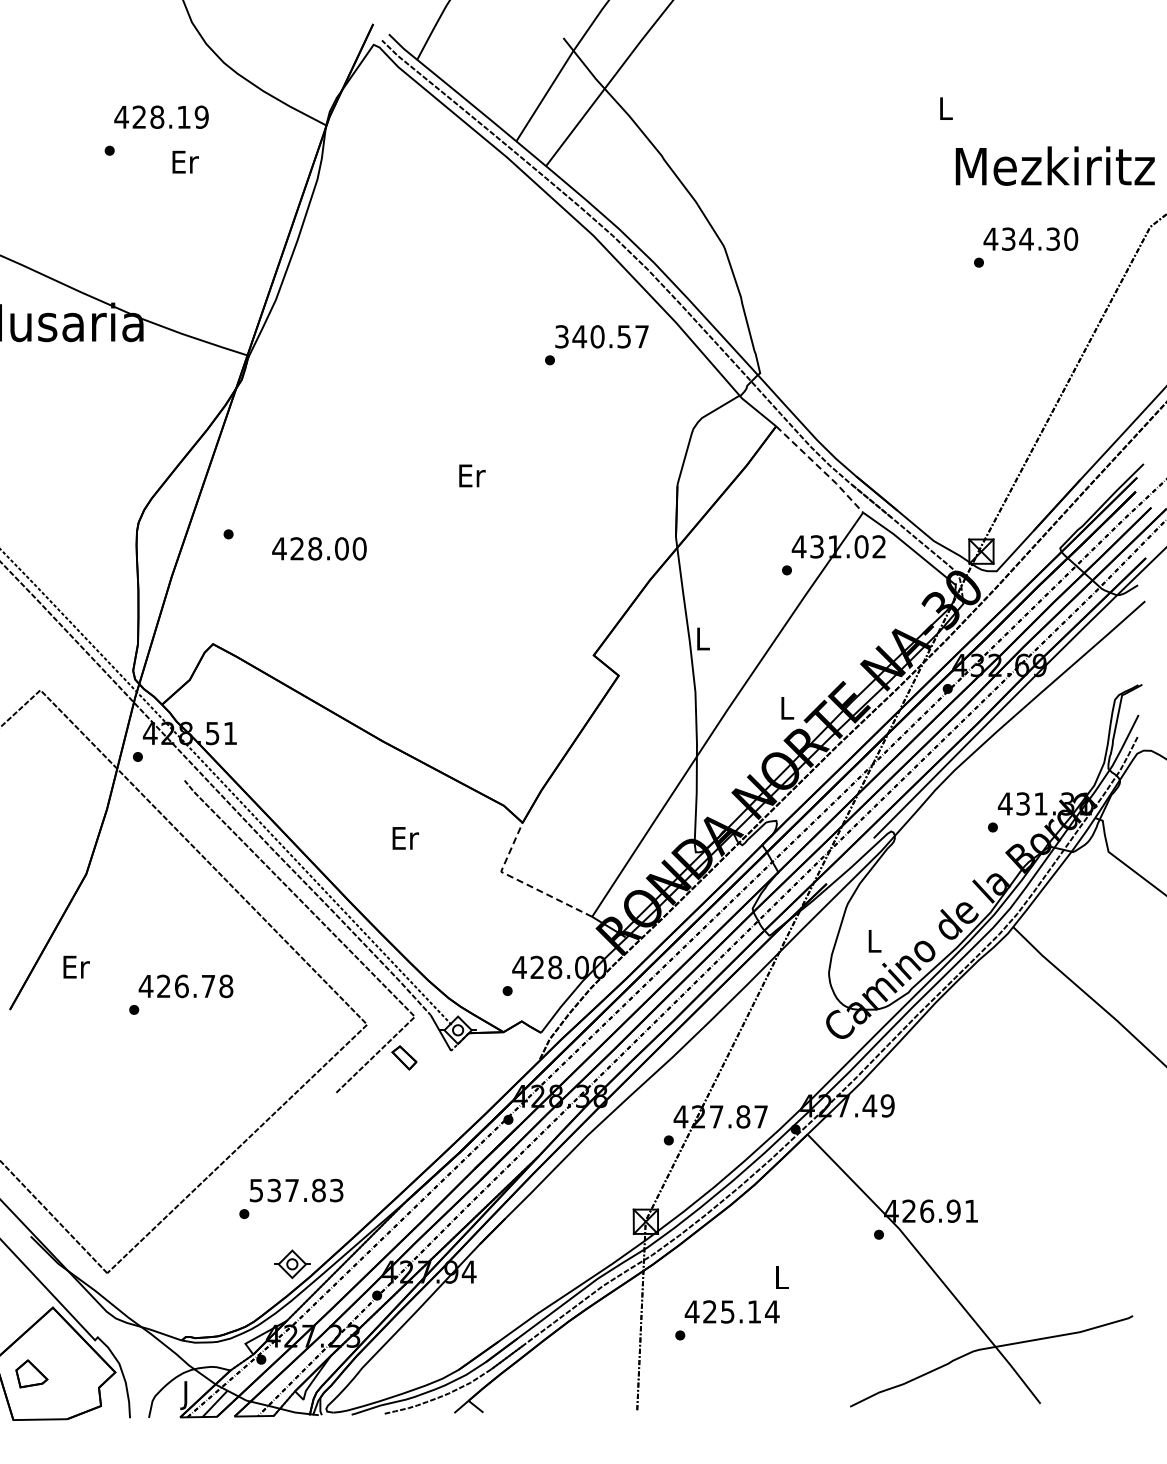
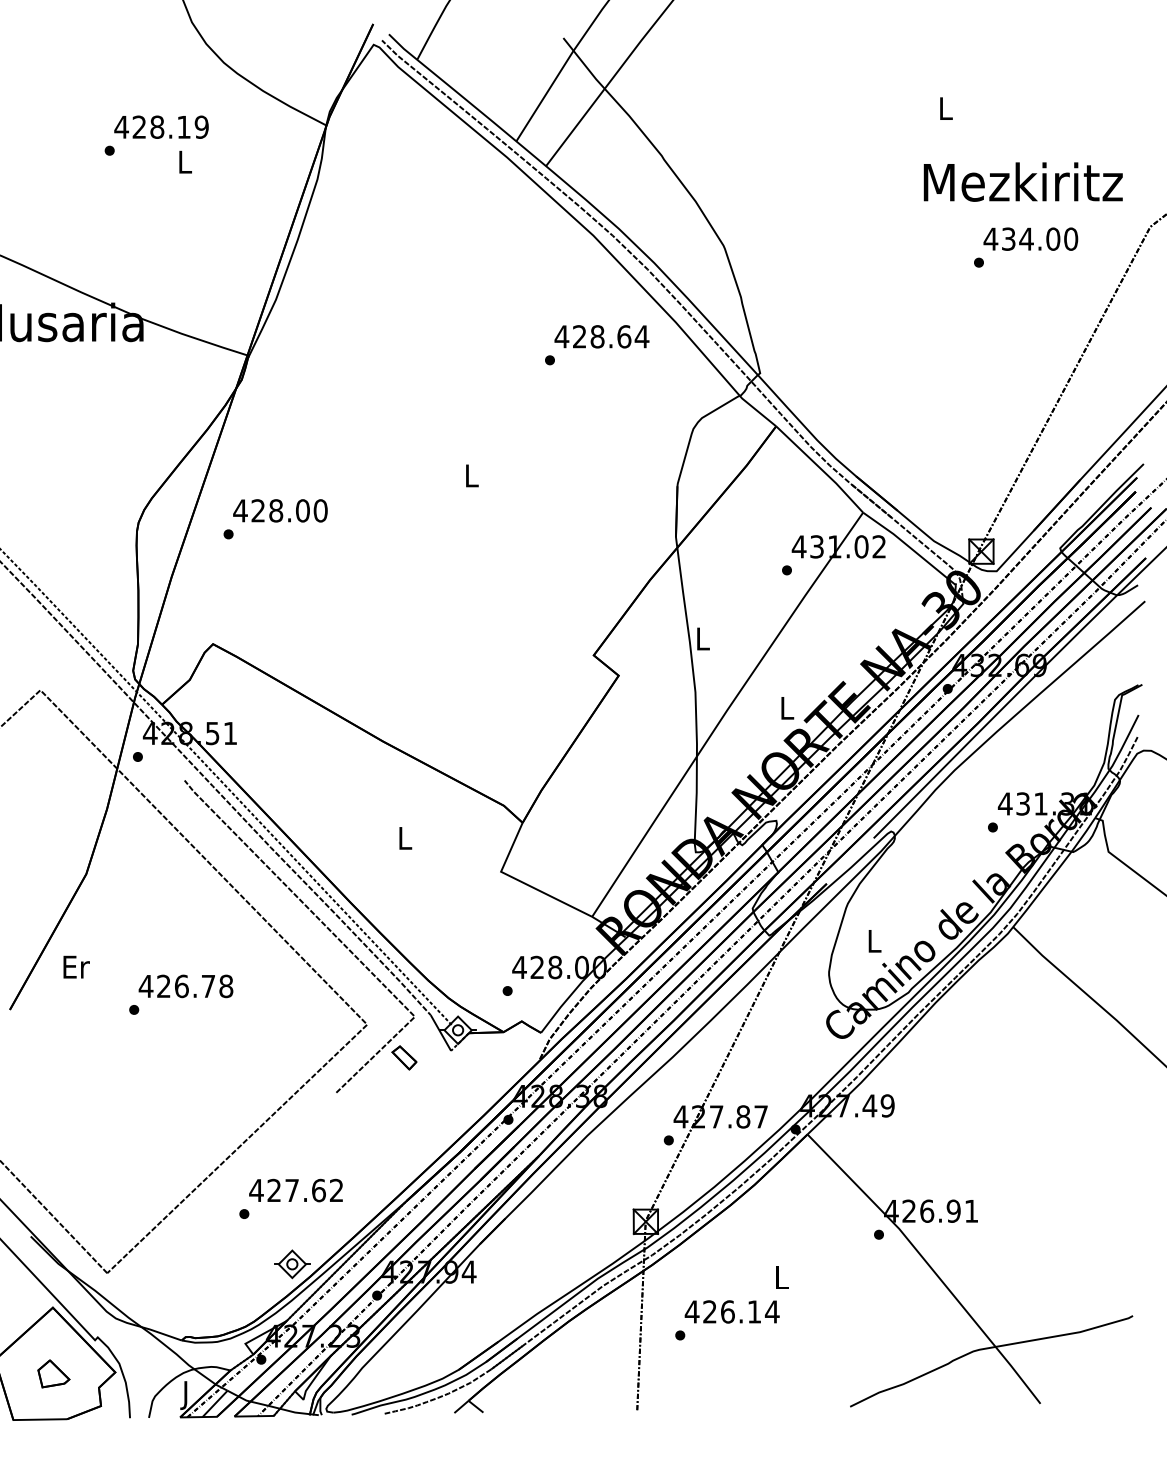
text position: (161, 116) -> (161, 126) (161, 126)
text: Er -> L (185, 161)
text position: (1054, 165) -> (1022, 181) (1022, 181)
text: 434.30 -> 434.00 (1053, 238)
text: 340.57 -> 428.64 (601, 336)
line: dashed -> solid (821, 468)
text: Er -> L (472, 475)
text position: (319, 548) -> (280, 510) (280, 510)
text: Er -> L (405, 838)
line: dashed -> solid (521, 881)
text: 537.83 -> 427.62 (296, 1190)
text: 425.14 -> 426.14 (727, 1311)
part position: (31, 1373) -> (53, 1373) (53, 1373)
